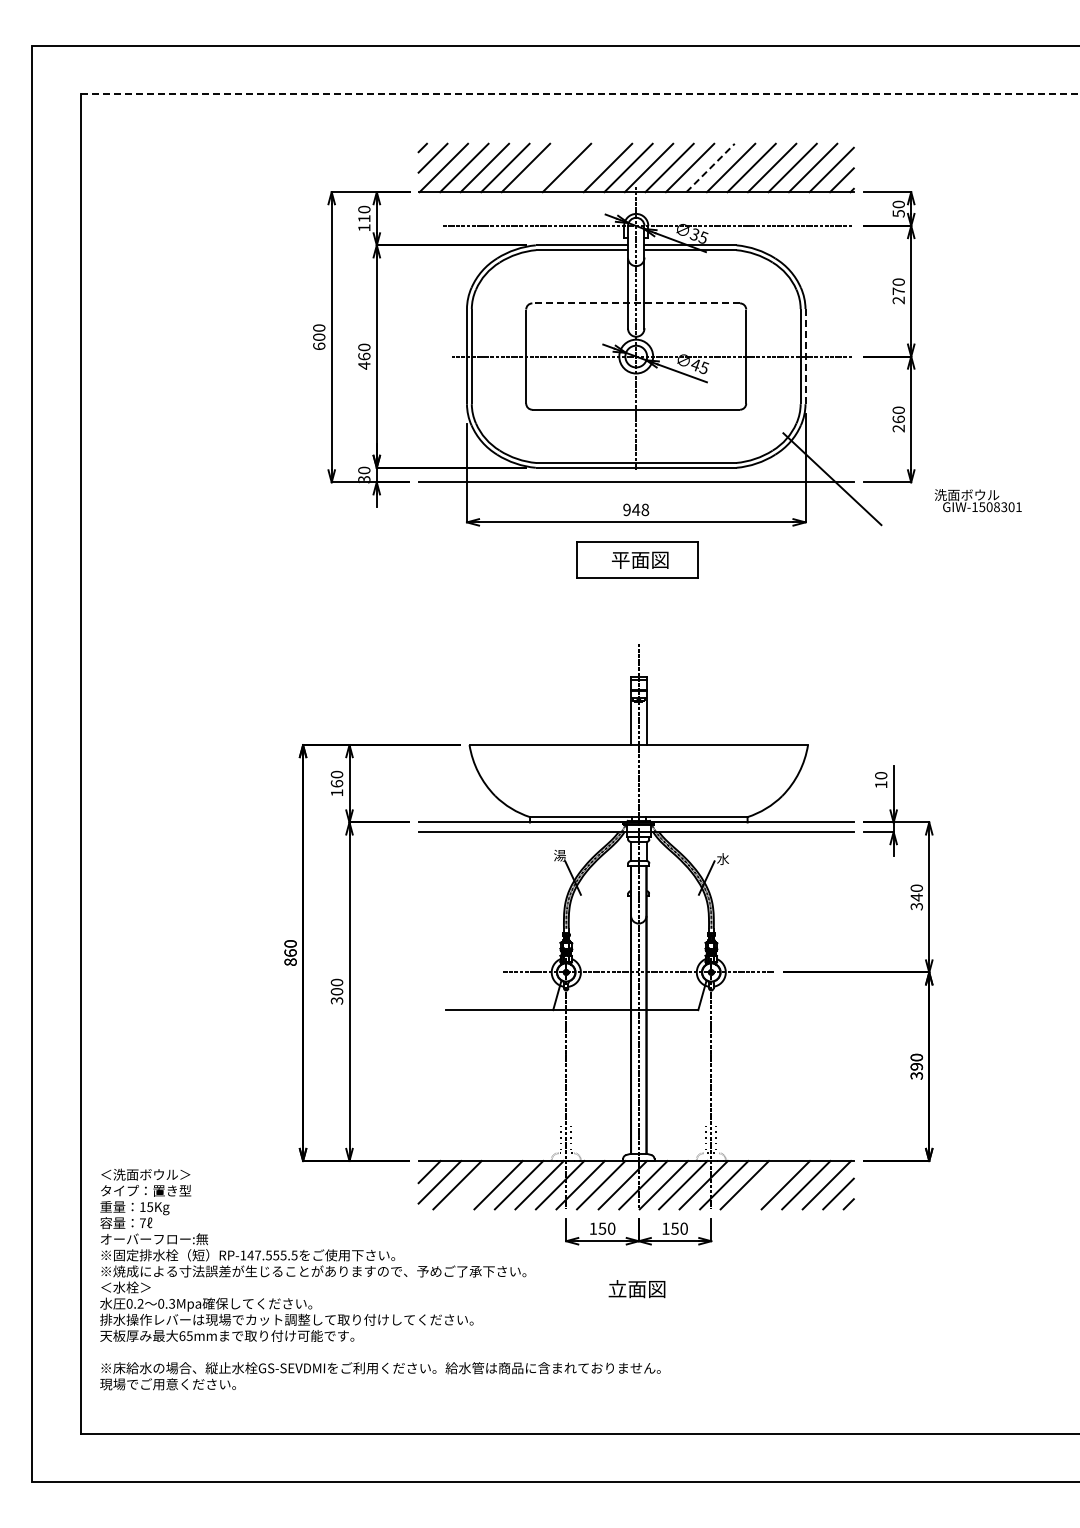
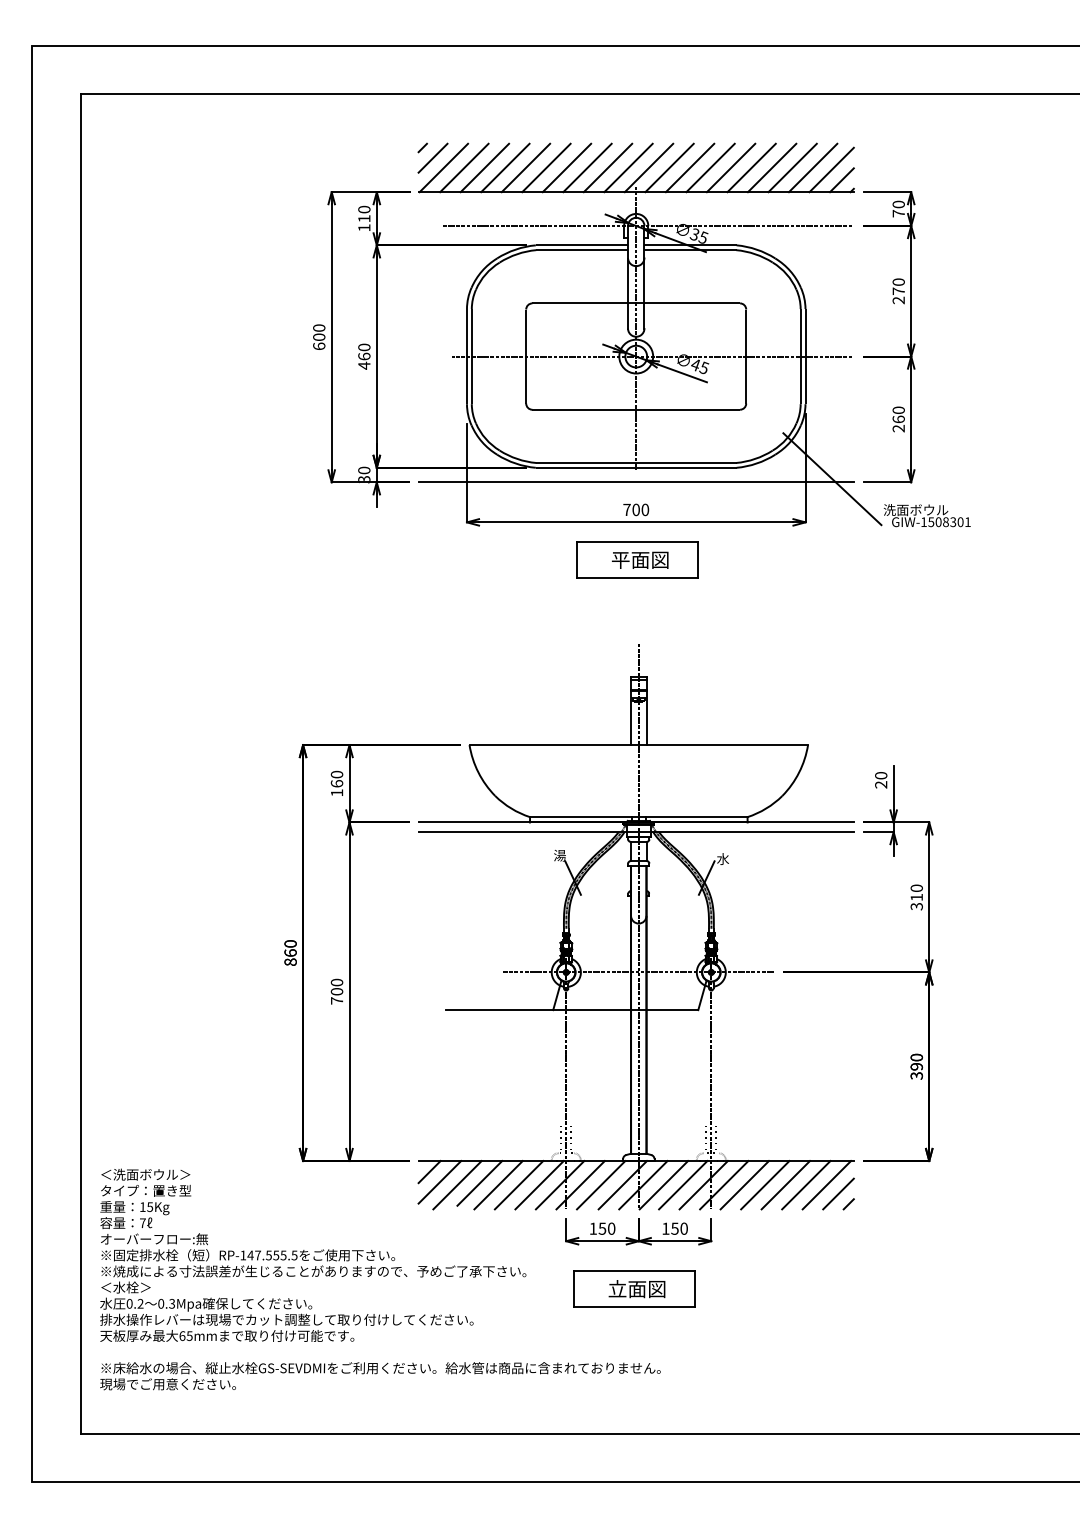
line: dashed -> solid (580, 94)
line: none -> present (546, 167)
line: none -> present (587, 167)
line: dashed -> solid (710, 167)
text: 50 -> 70 (898, 213)
line: dashed -> solid (636, 303)
line: dashed -> solid (805, 356)
text position: (977, 500) -> (926, 515) (926, 515)
text: 948 -> 700 (636, 509)
text: 10 -> 20 (881, 784)
text: 340 -> 310 (916, 897)
text: 300 -> 700 (336, 1000)
line: none -> present (479, 1183)
line: none -> present (765, 1185)
part: none -> present (634, 1288)
